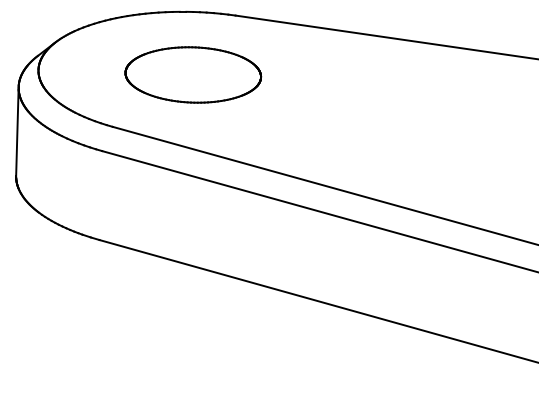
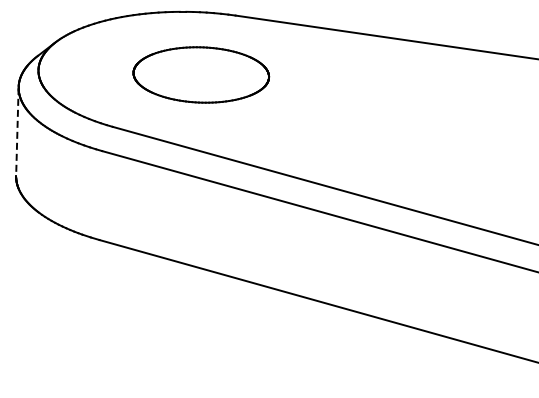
part position: (193, 74) -> (201, 74) (201, 74)
line: solid -> dashed (17, 131)
